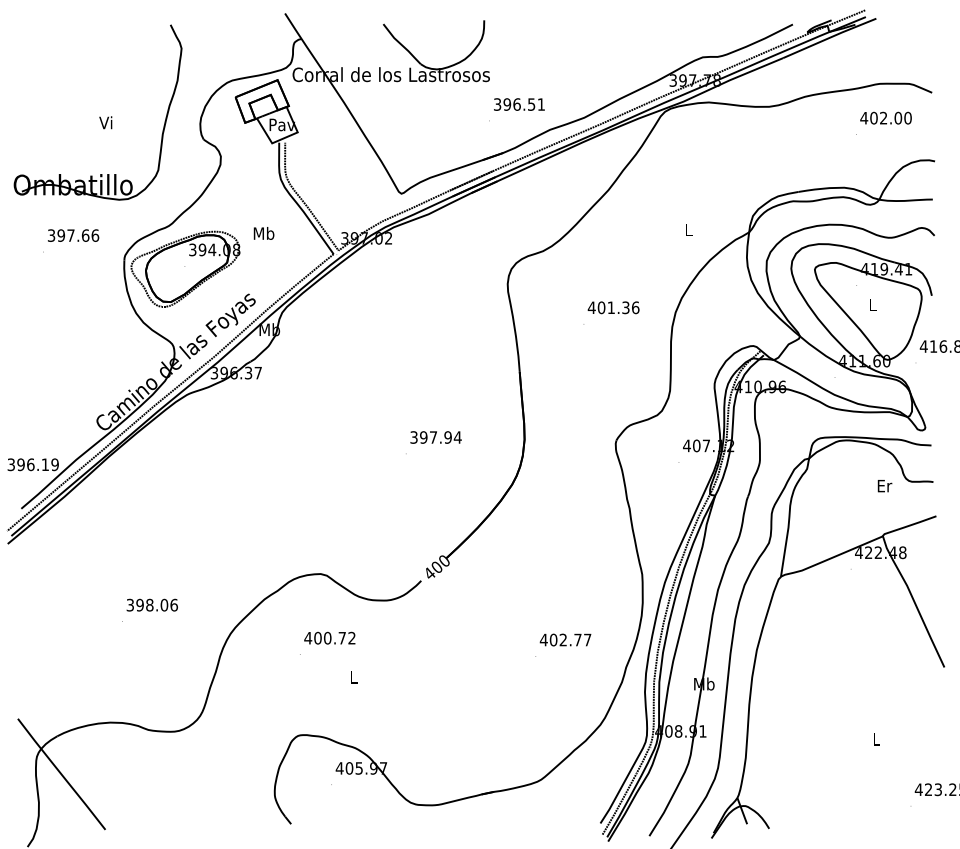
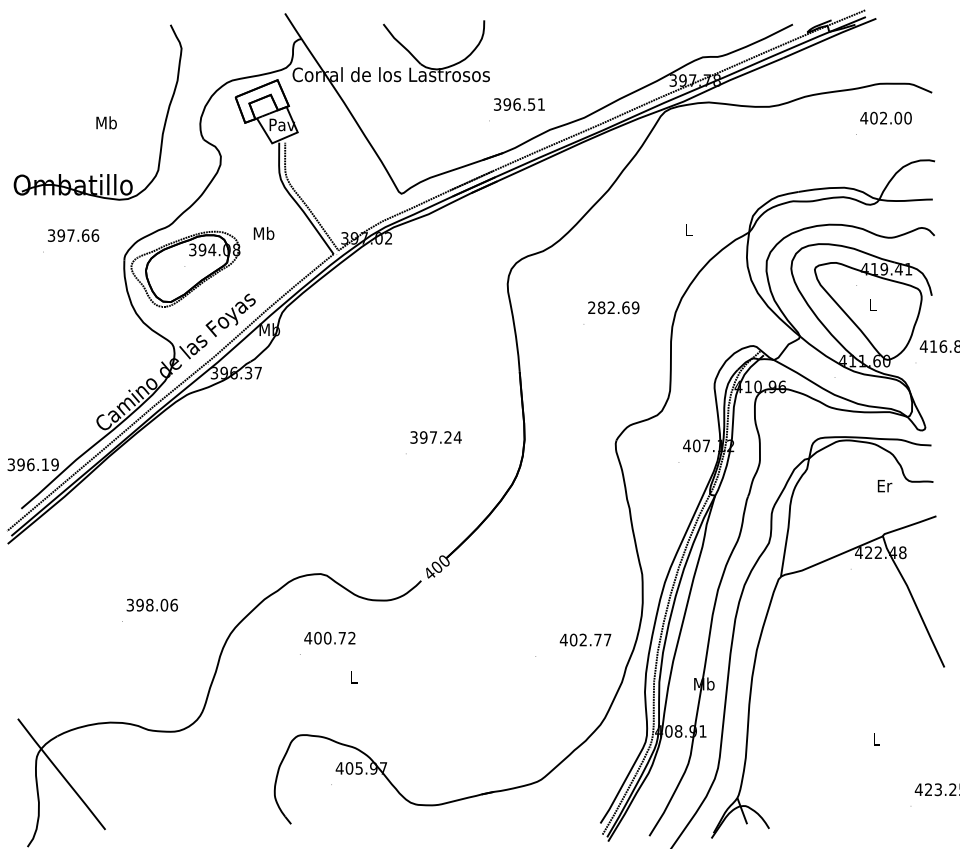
text: Vi -> Mb (106, 122)
text: 401.36 -> 282.69 (613, 307)
text: 397.94 -> 397.24 (447, 437)
text position: (565, 639) -> (585, 639) (585, 639)
